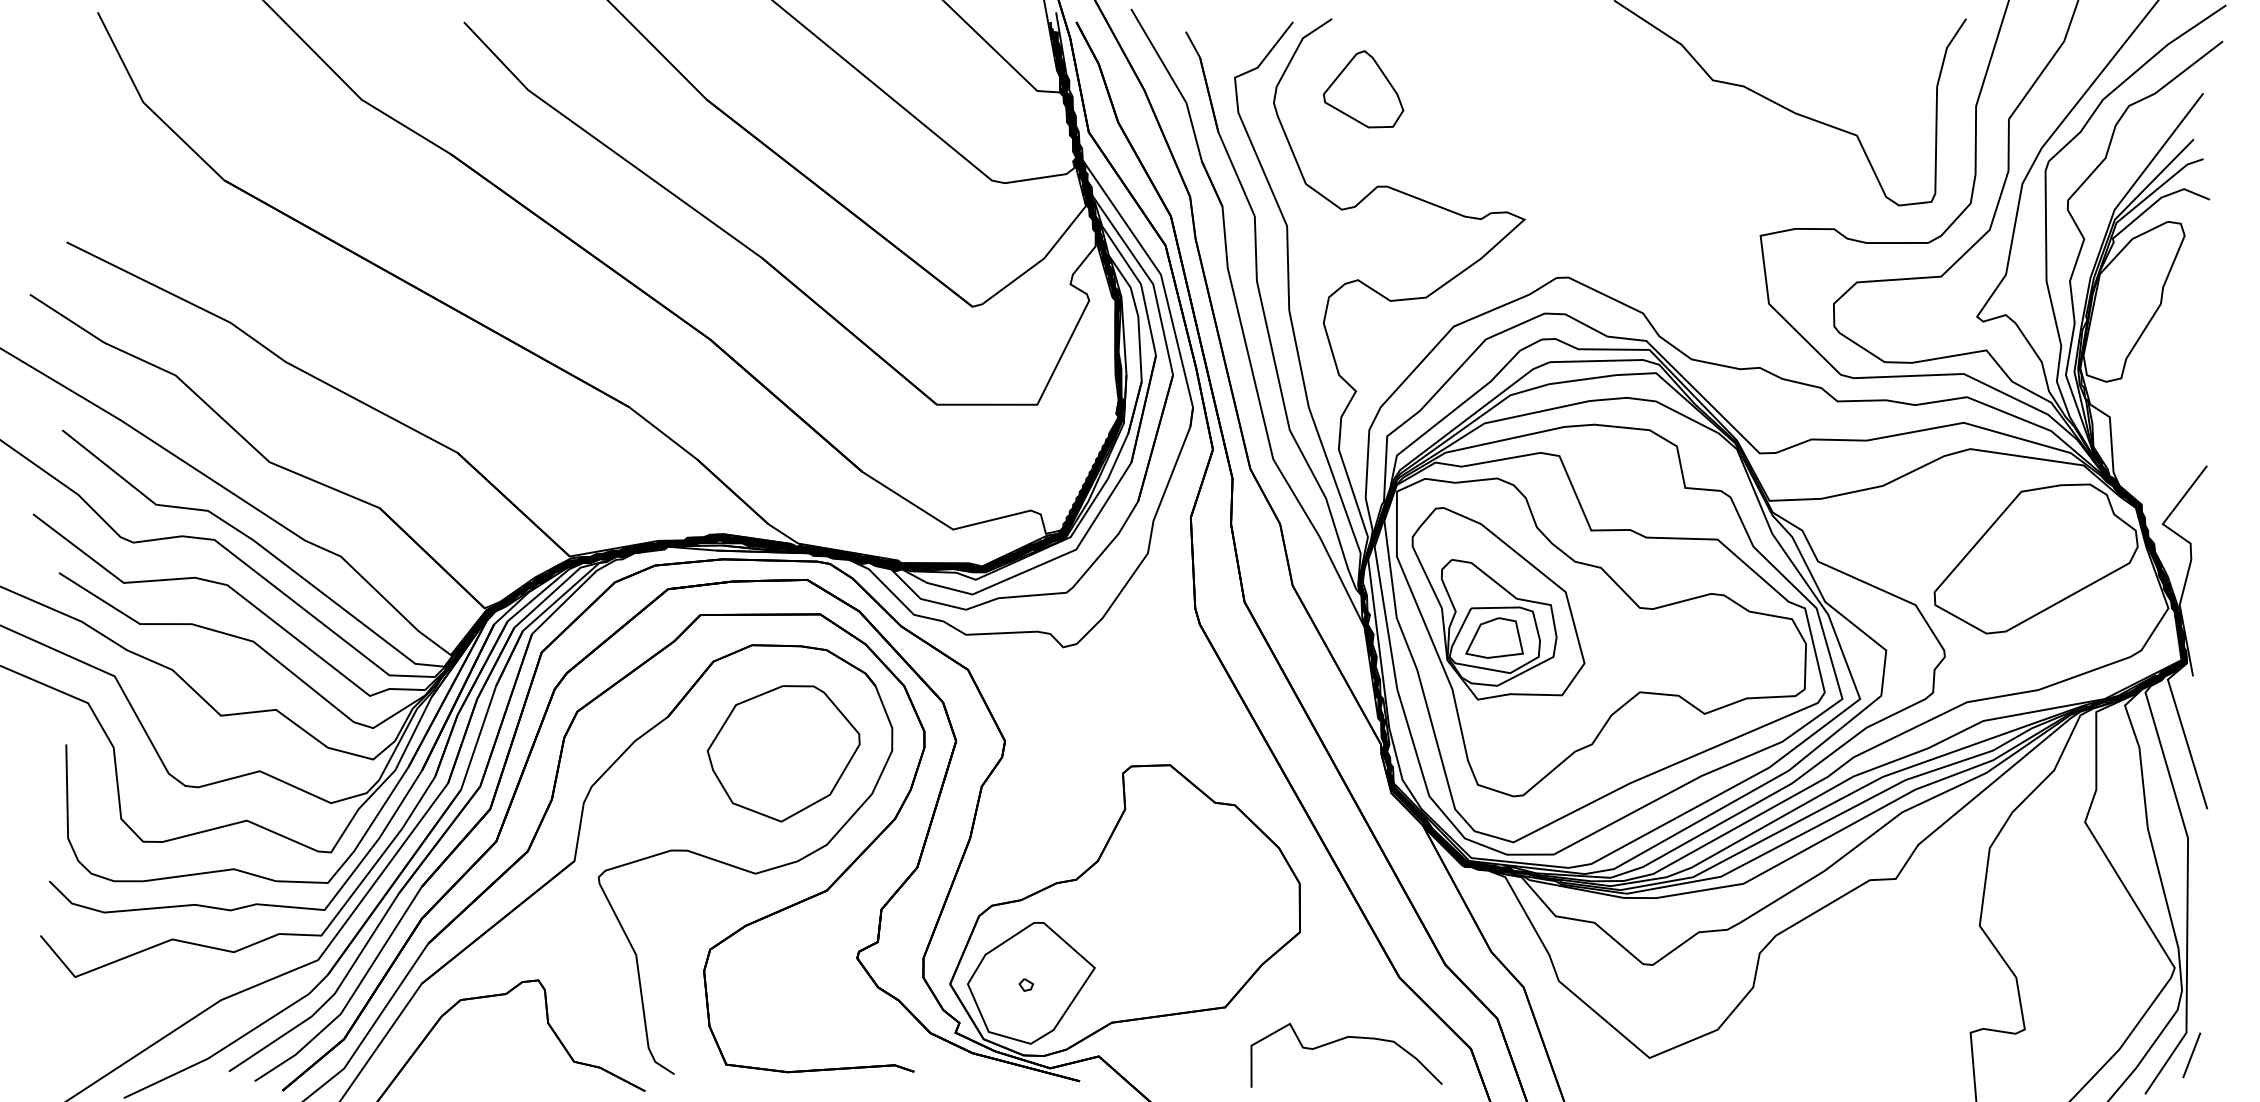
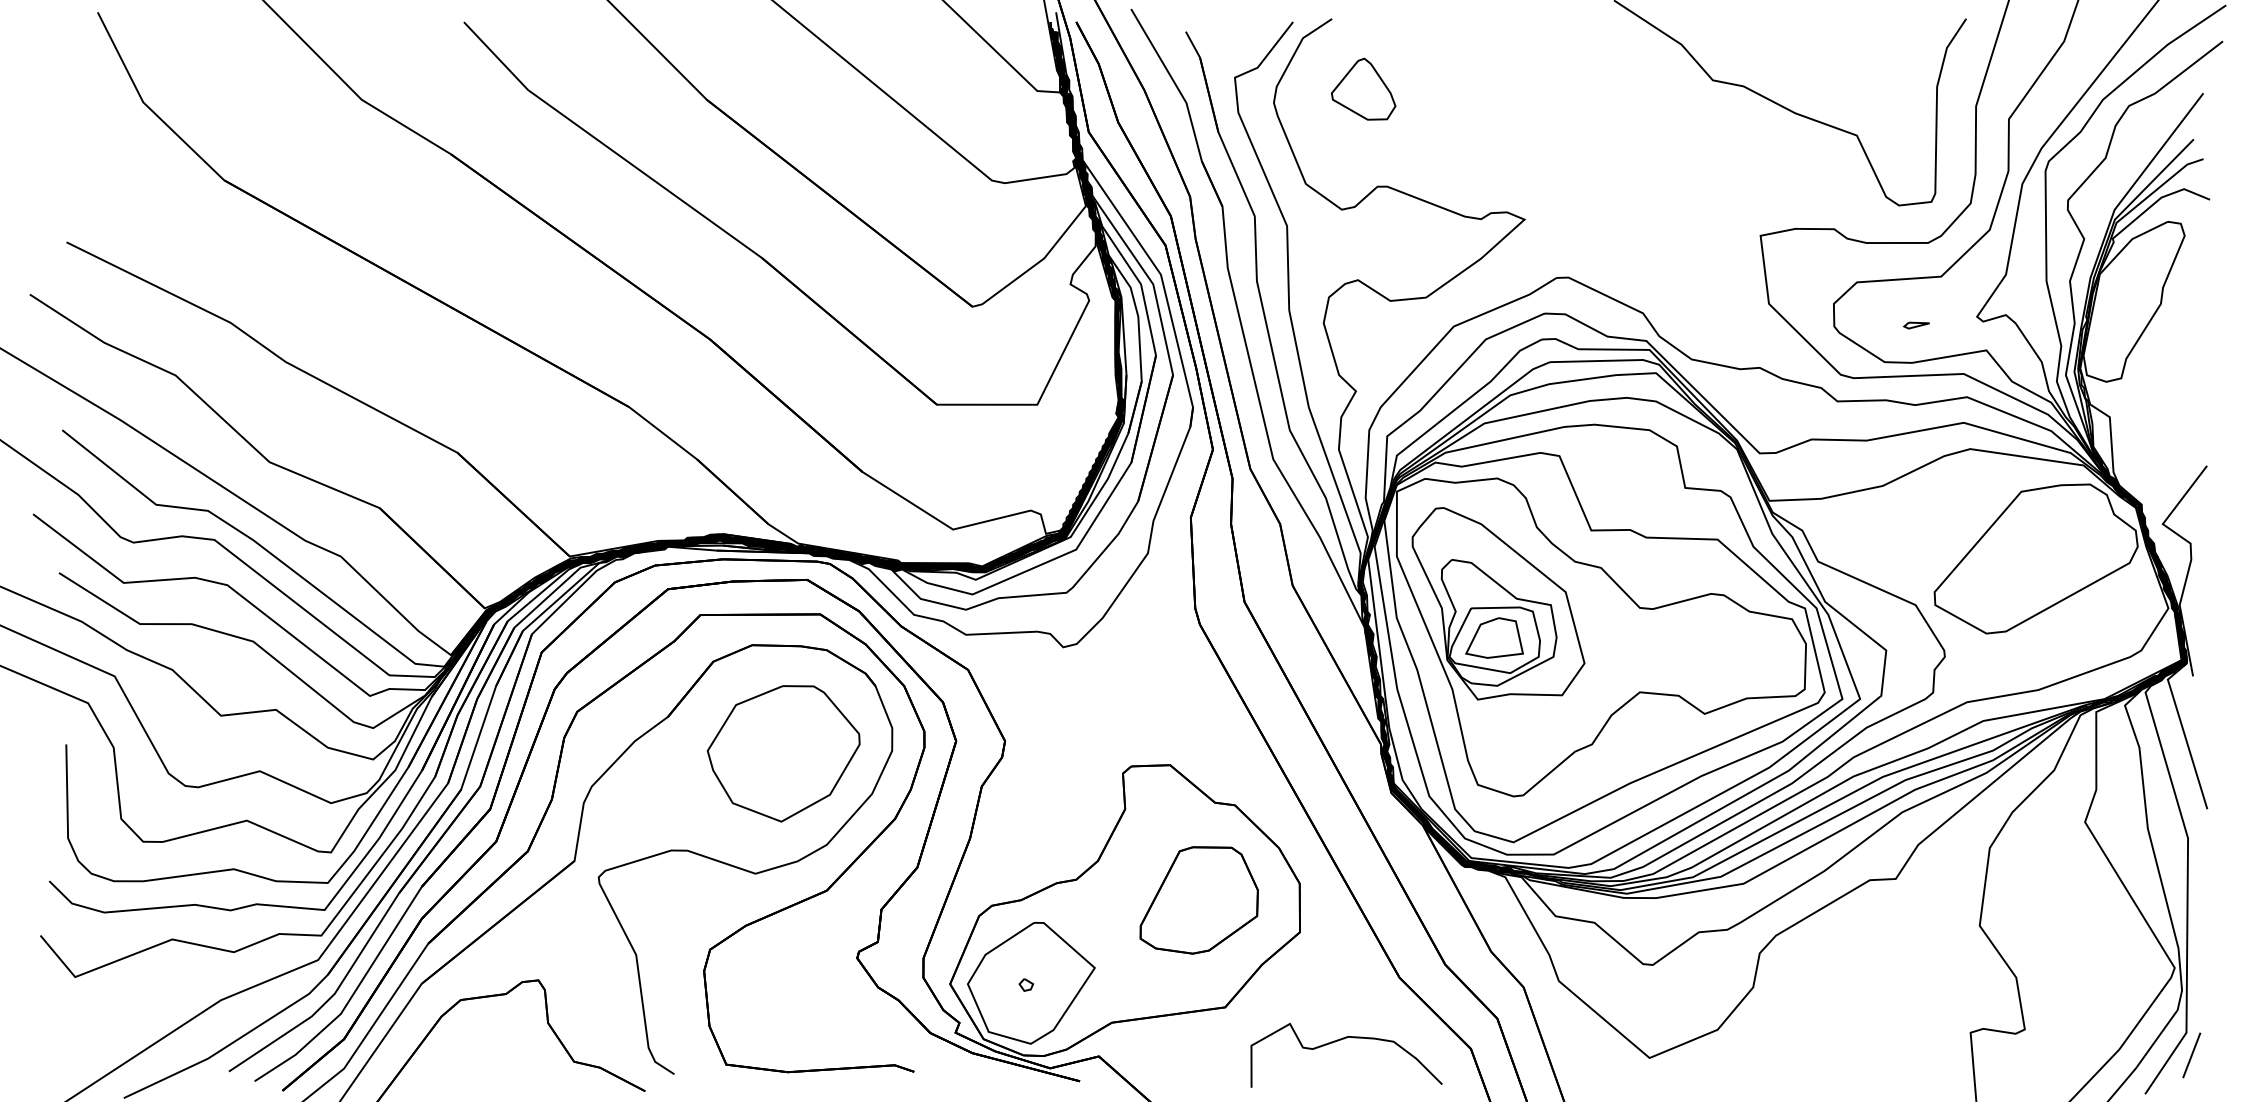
part size: 83x79 px -> 66x64 px (1363, 88)
part: none -> present (1915, 325)
part: none -> present (1198, 900)
